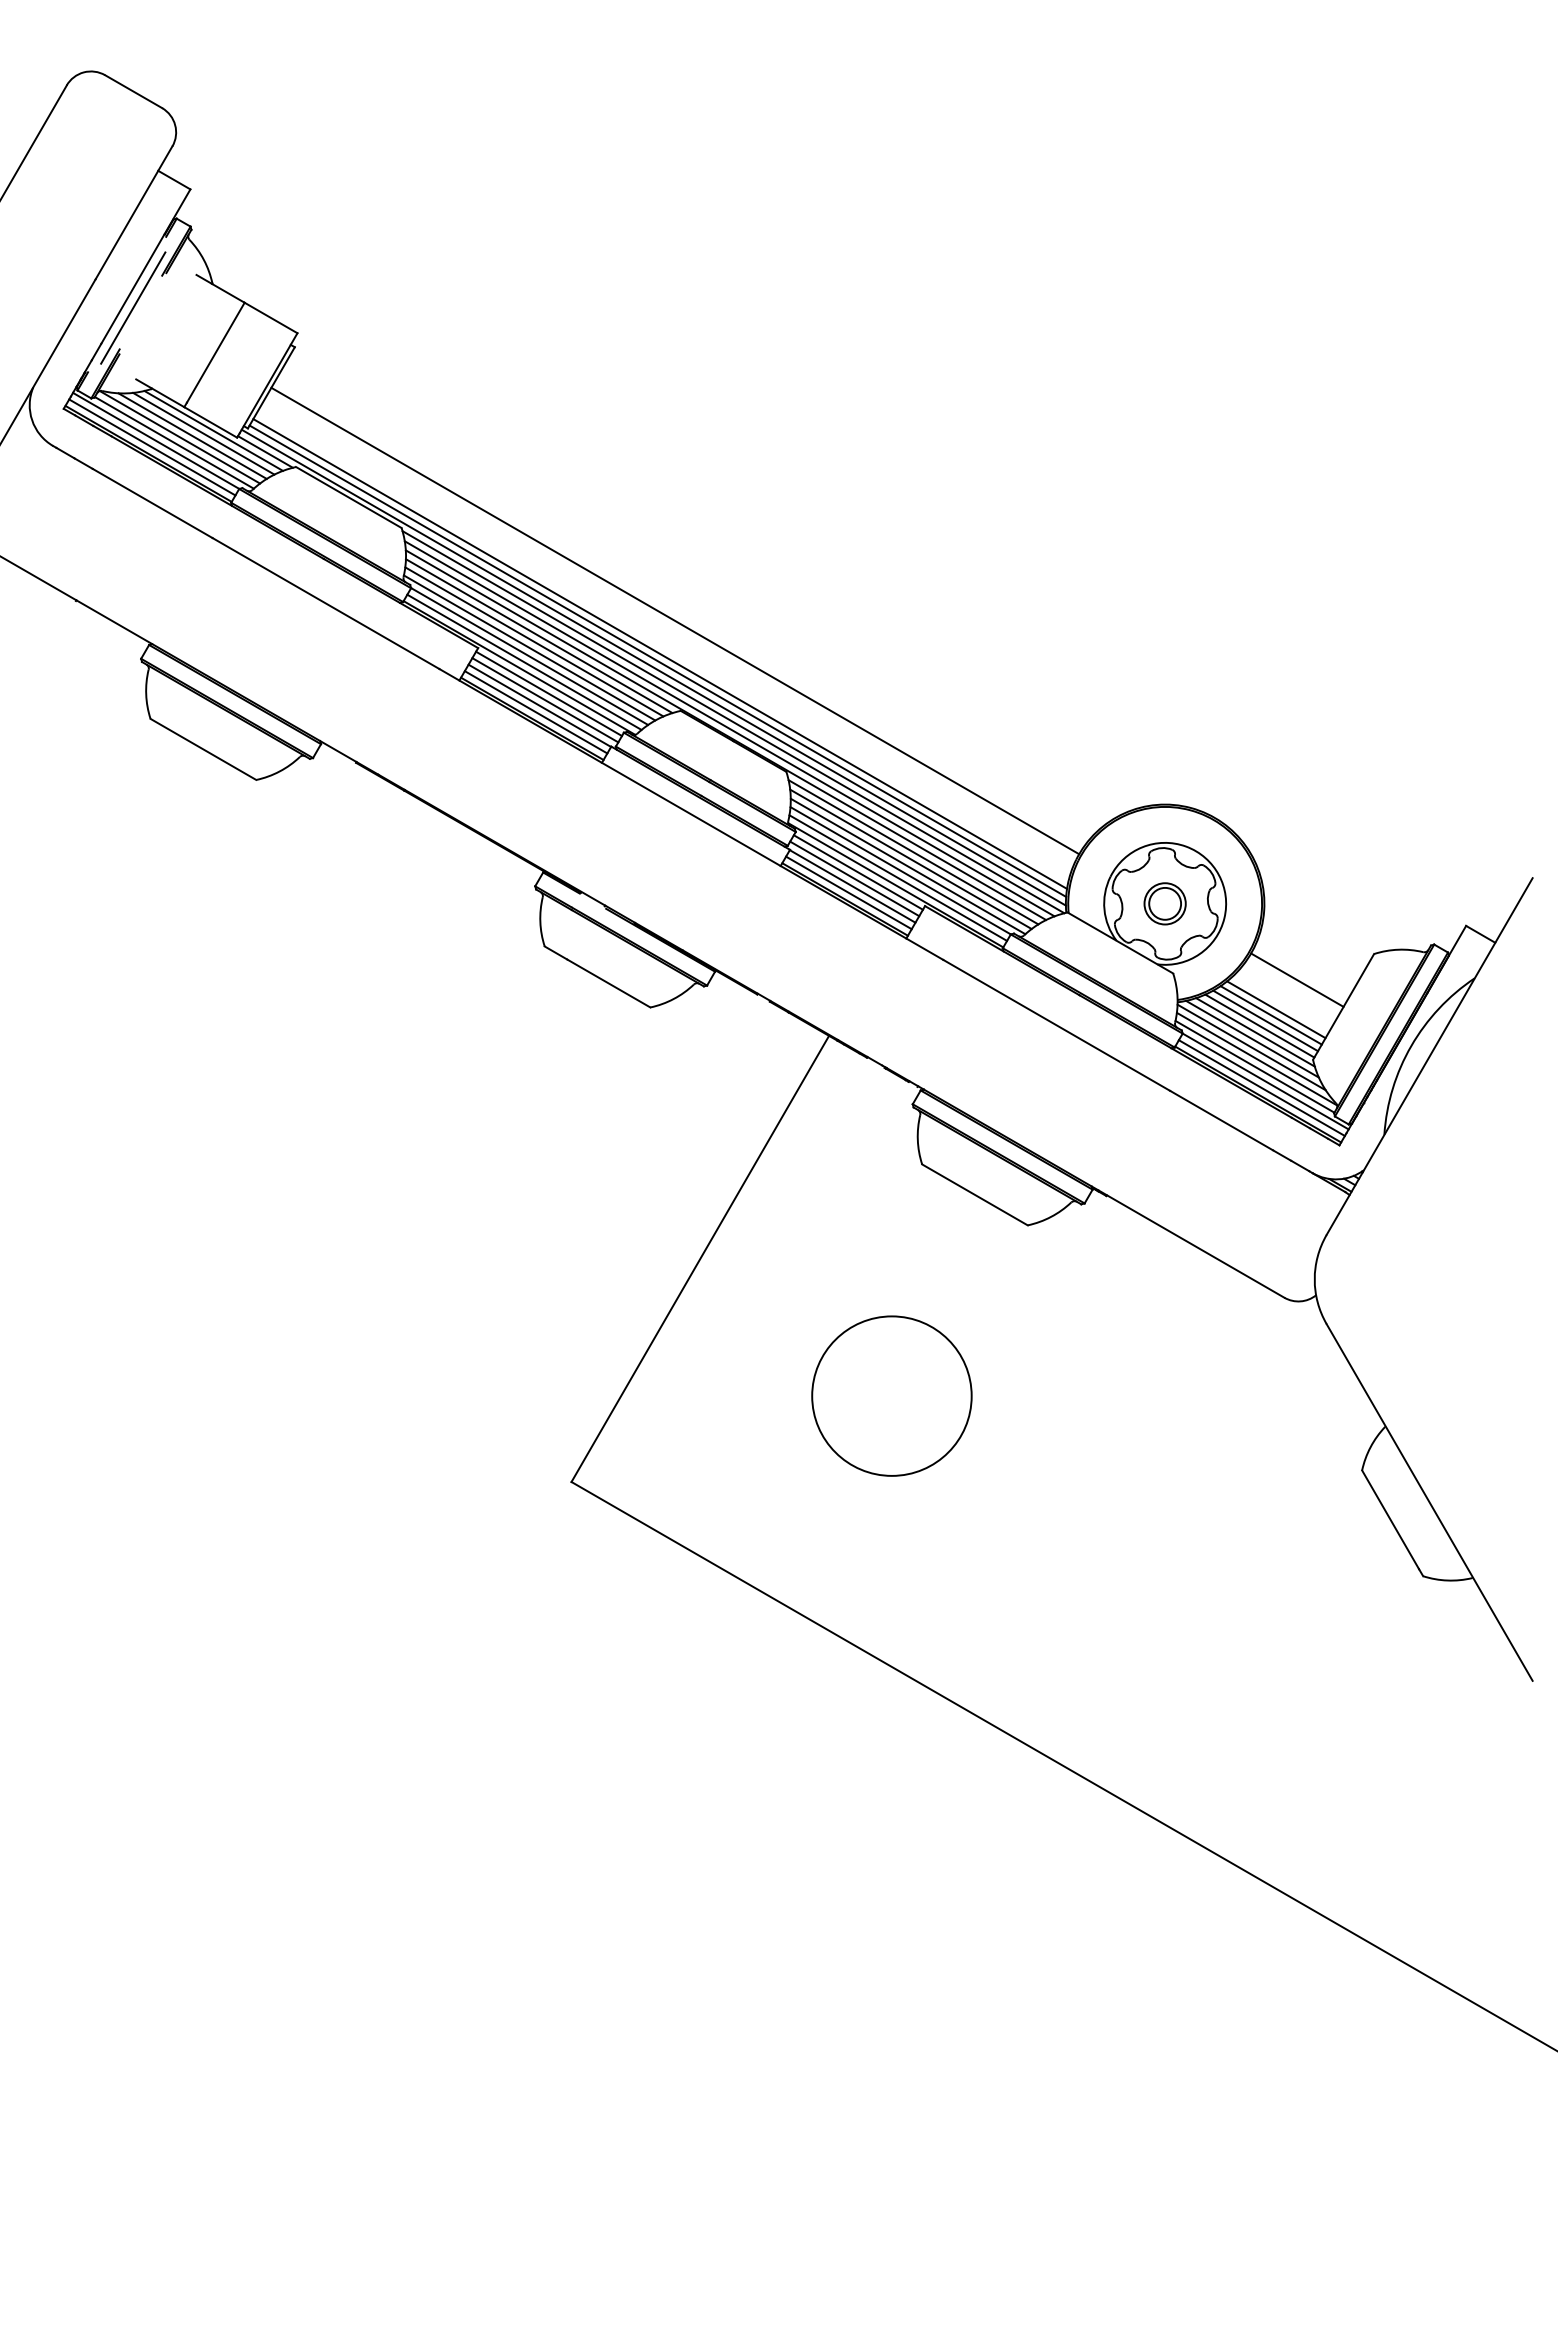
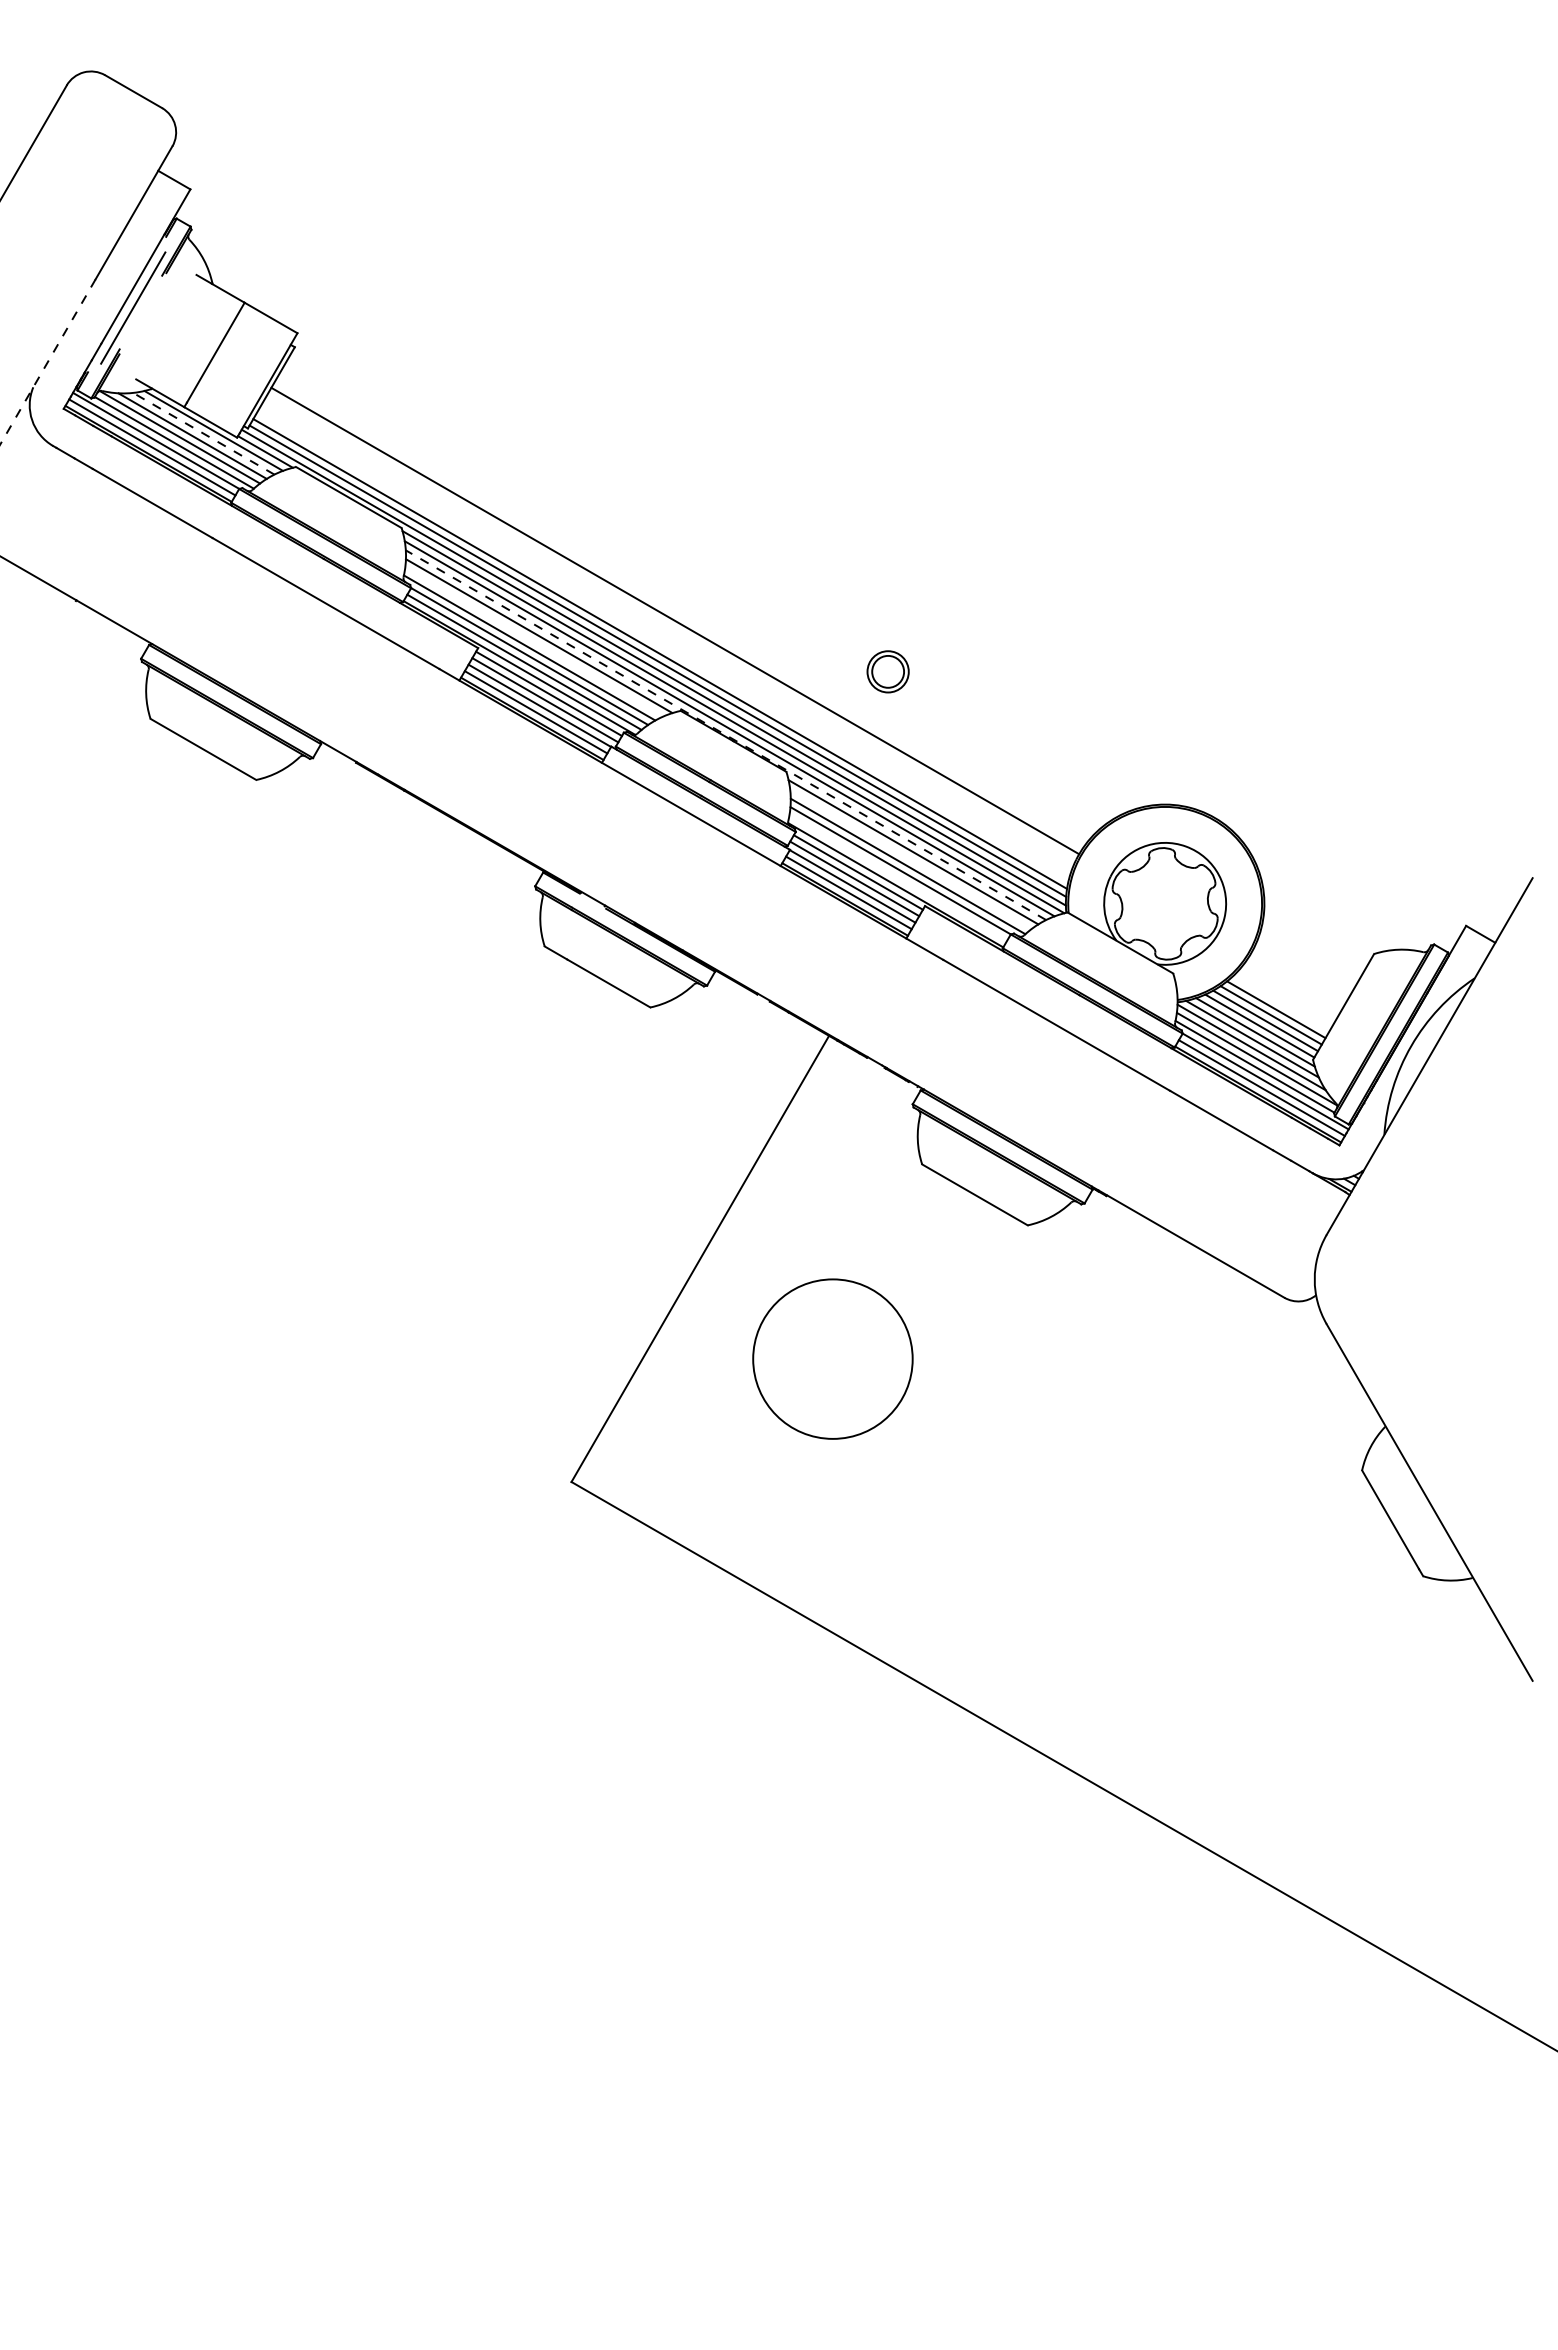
line: solid -> dashed (47, 362)
line: solid -> dashed (203, 433)
line: present -> none (534, 641)
line: solid -> dashed (726, 735)
line: present -> none (910, 859)
line: present -> none (898, 877)
part position: (1164, 903) -> (887, 671) (887, 671)
line: present -> none (1297, 979)
circle position: (891, 1395) -> (832, 1358) (832, 1358)
